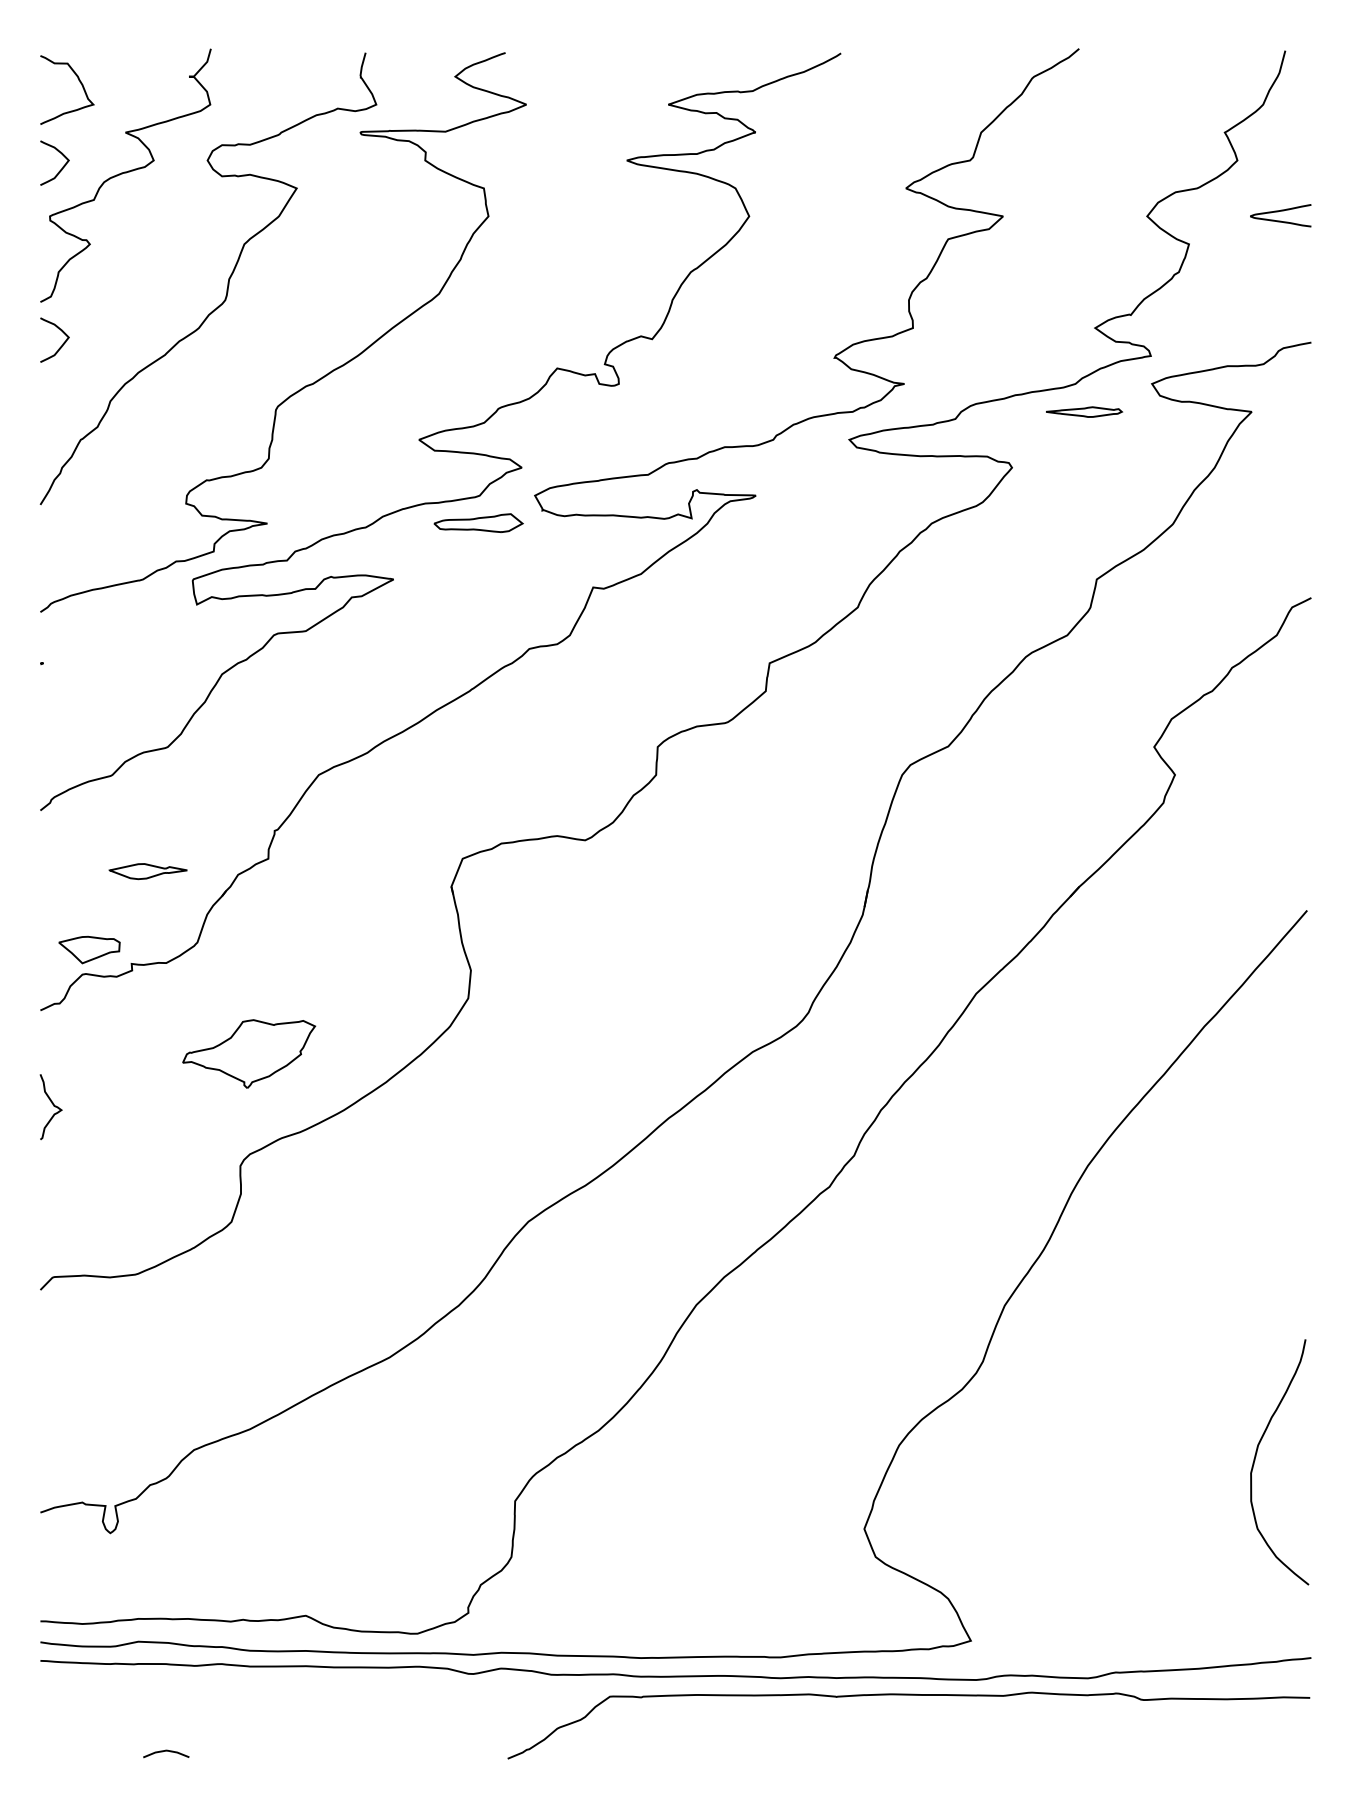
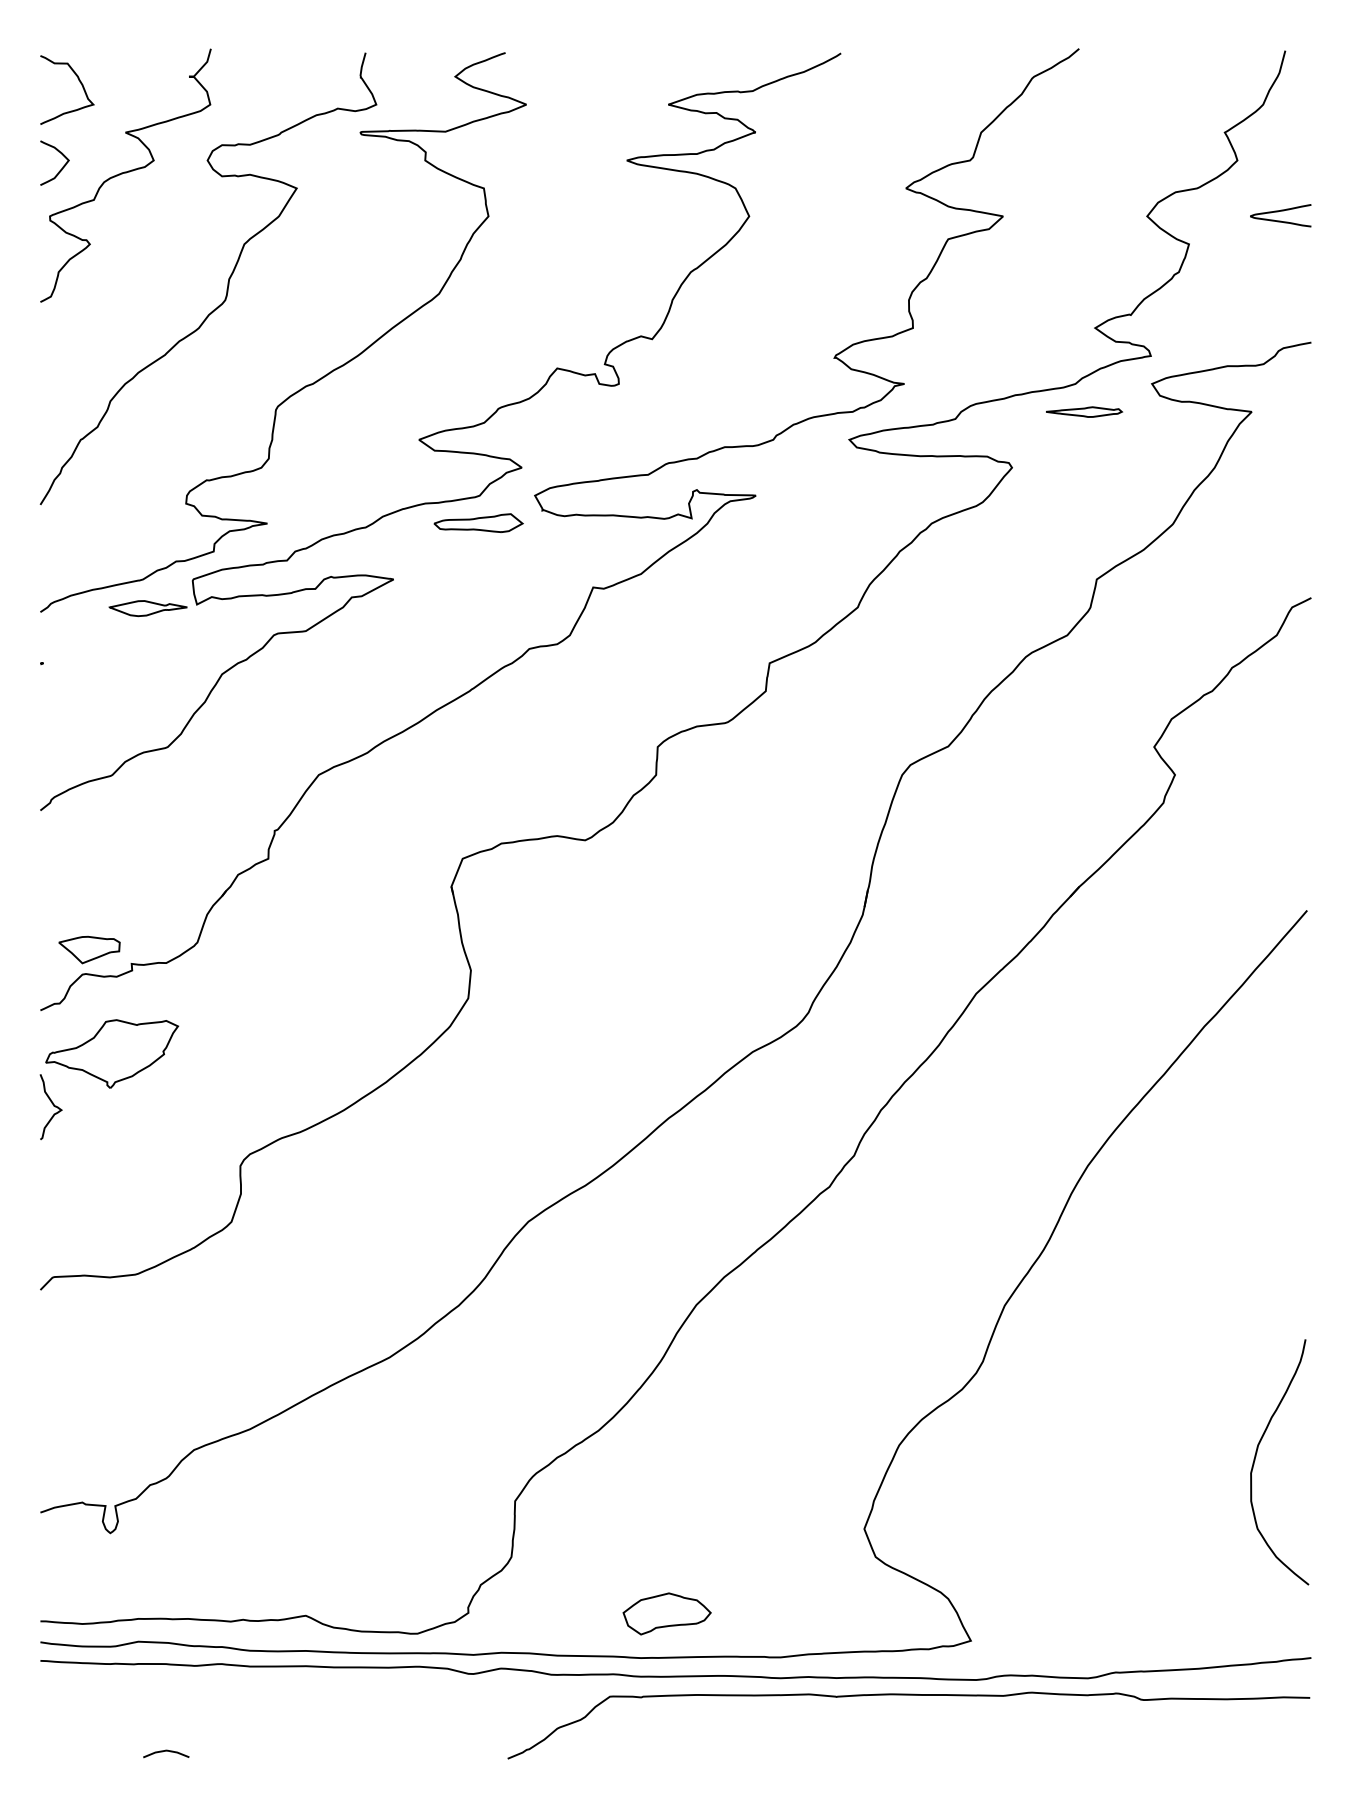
curve: present -> none (62, 343)
part position: (147, 871) -> (147, 608) (147, 608)
part position: (249, 1053) -> (112, 1053) (112, 1053)
part: none -> present (666, 1613)
